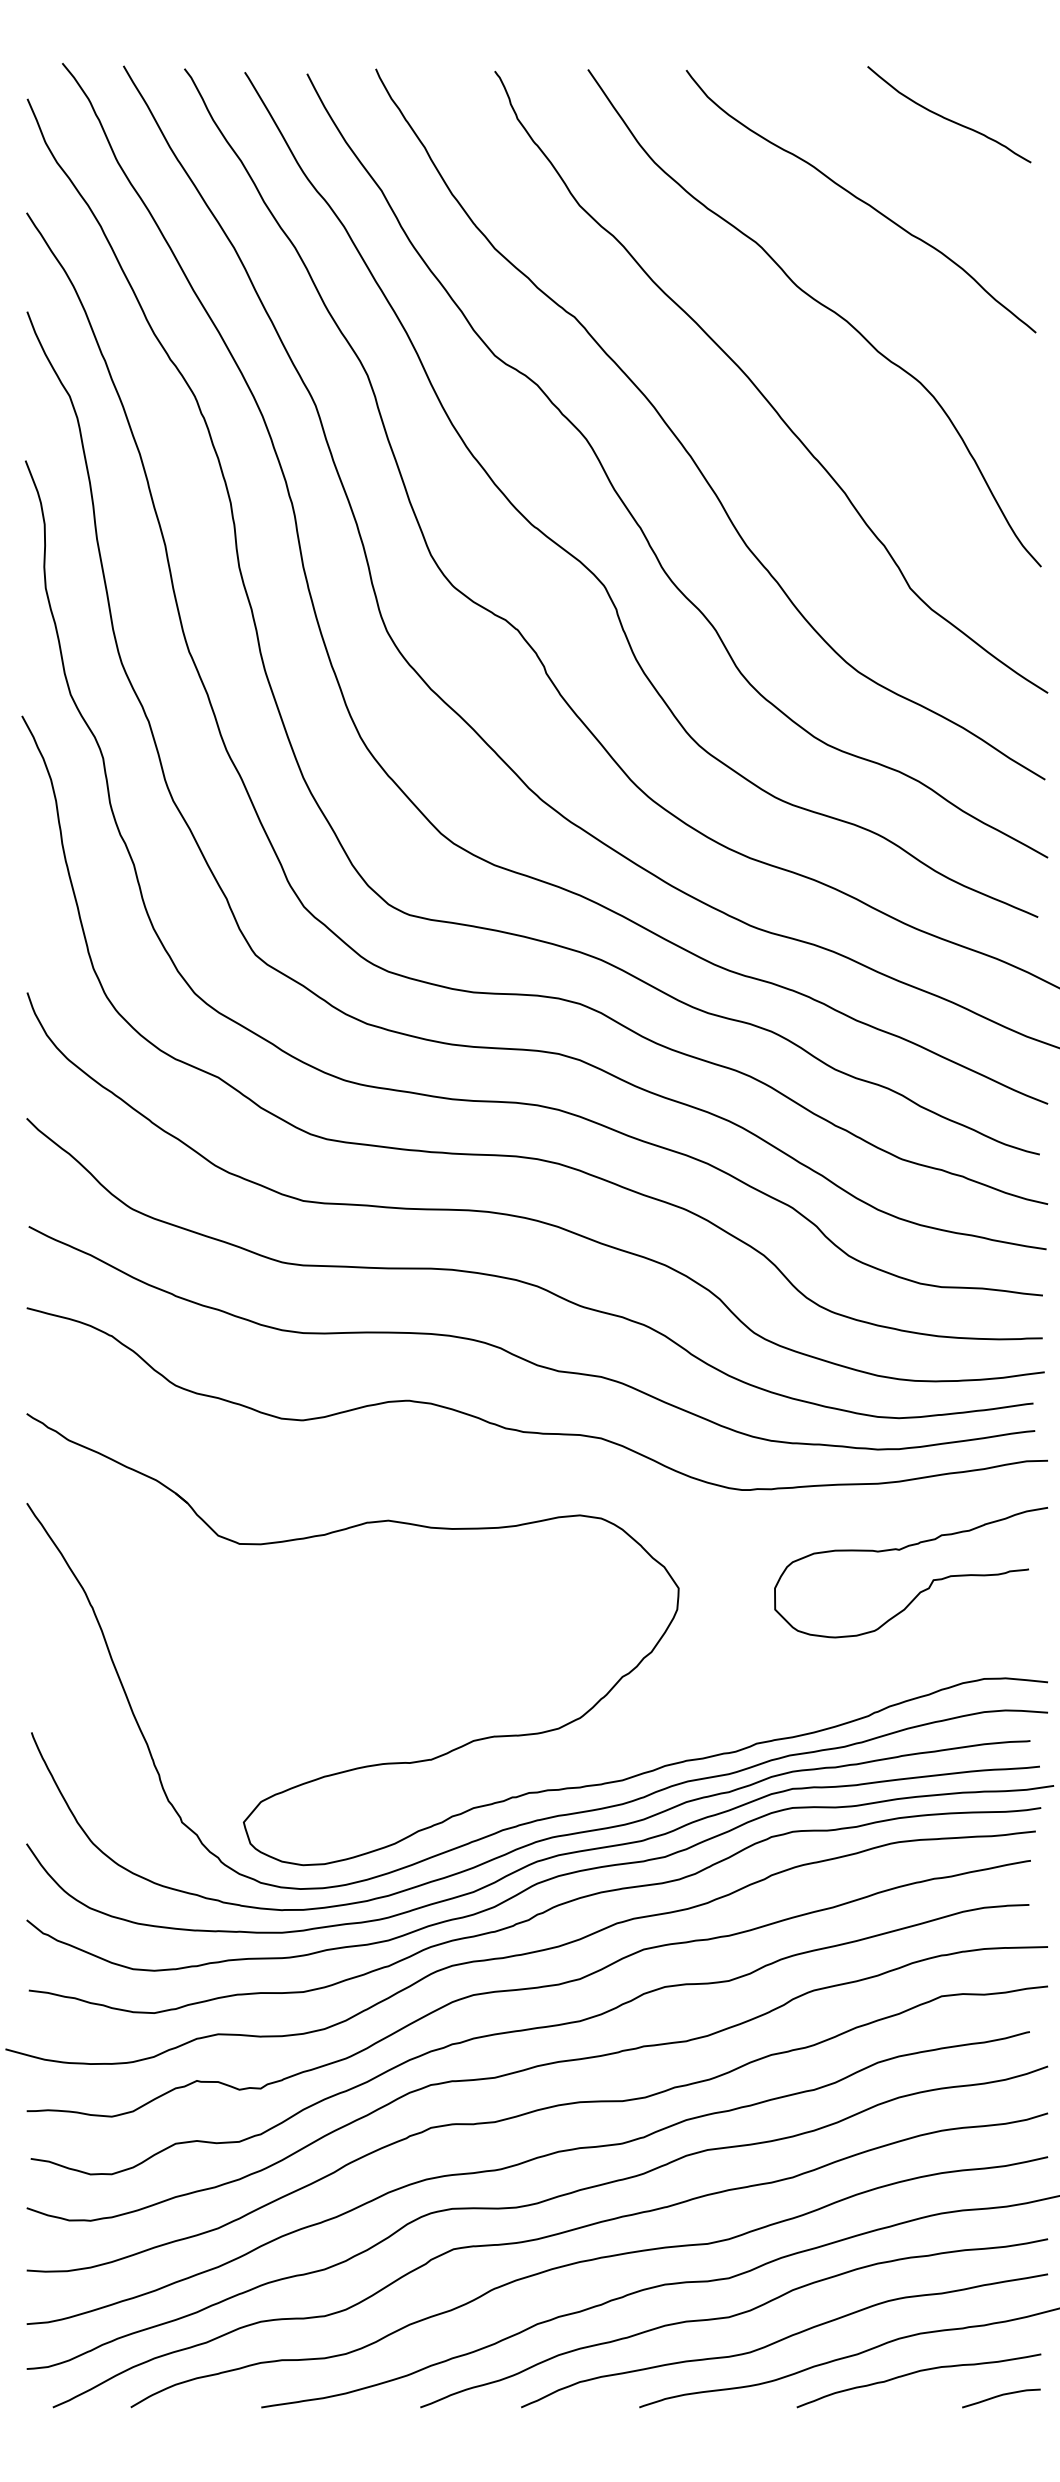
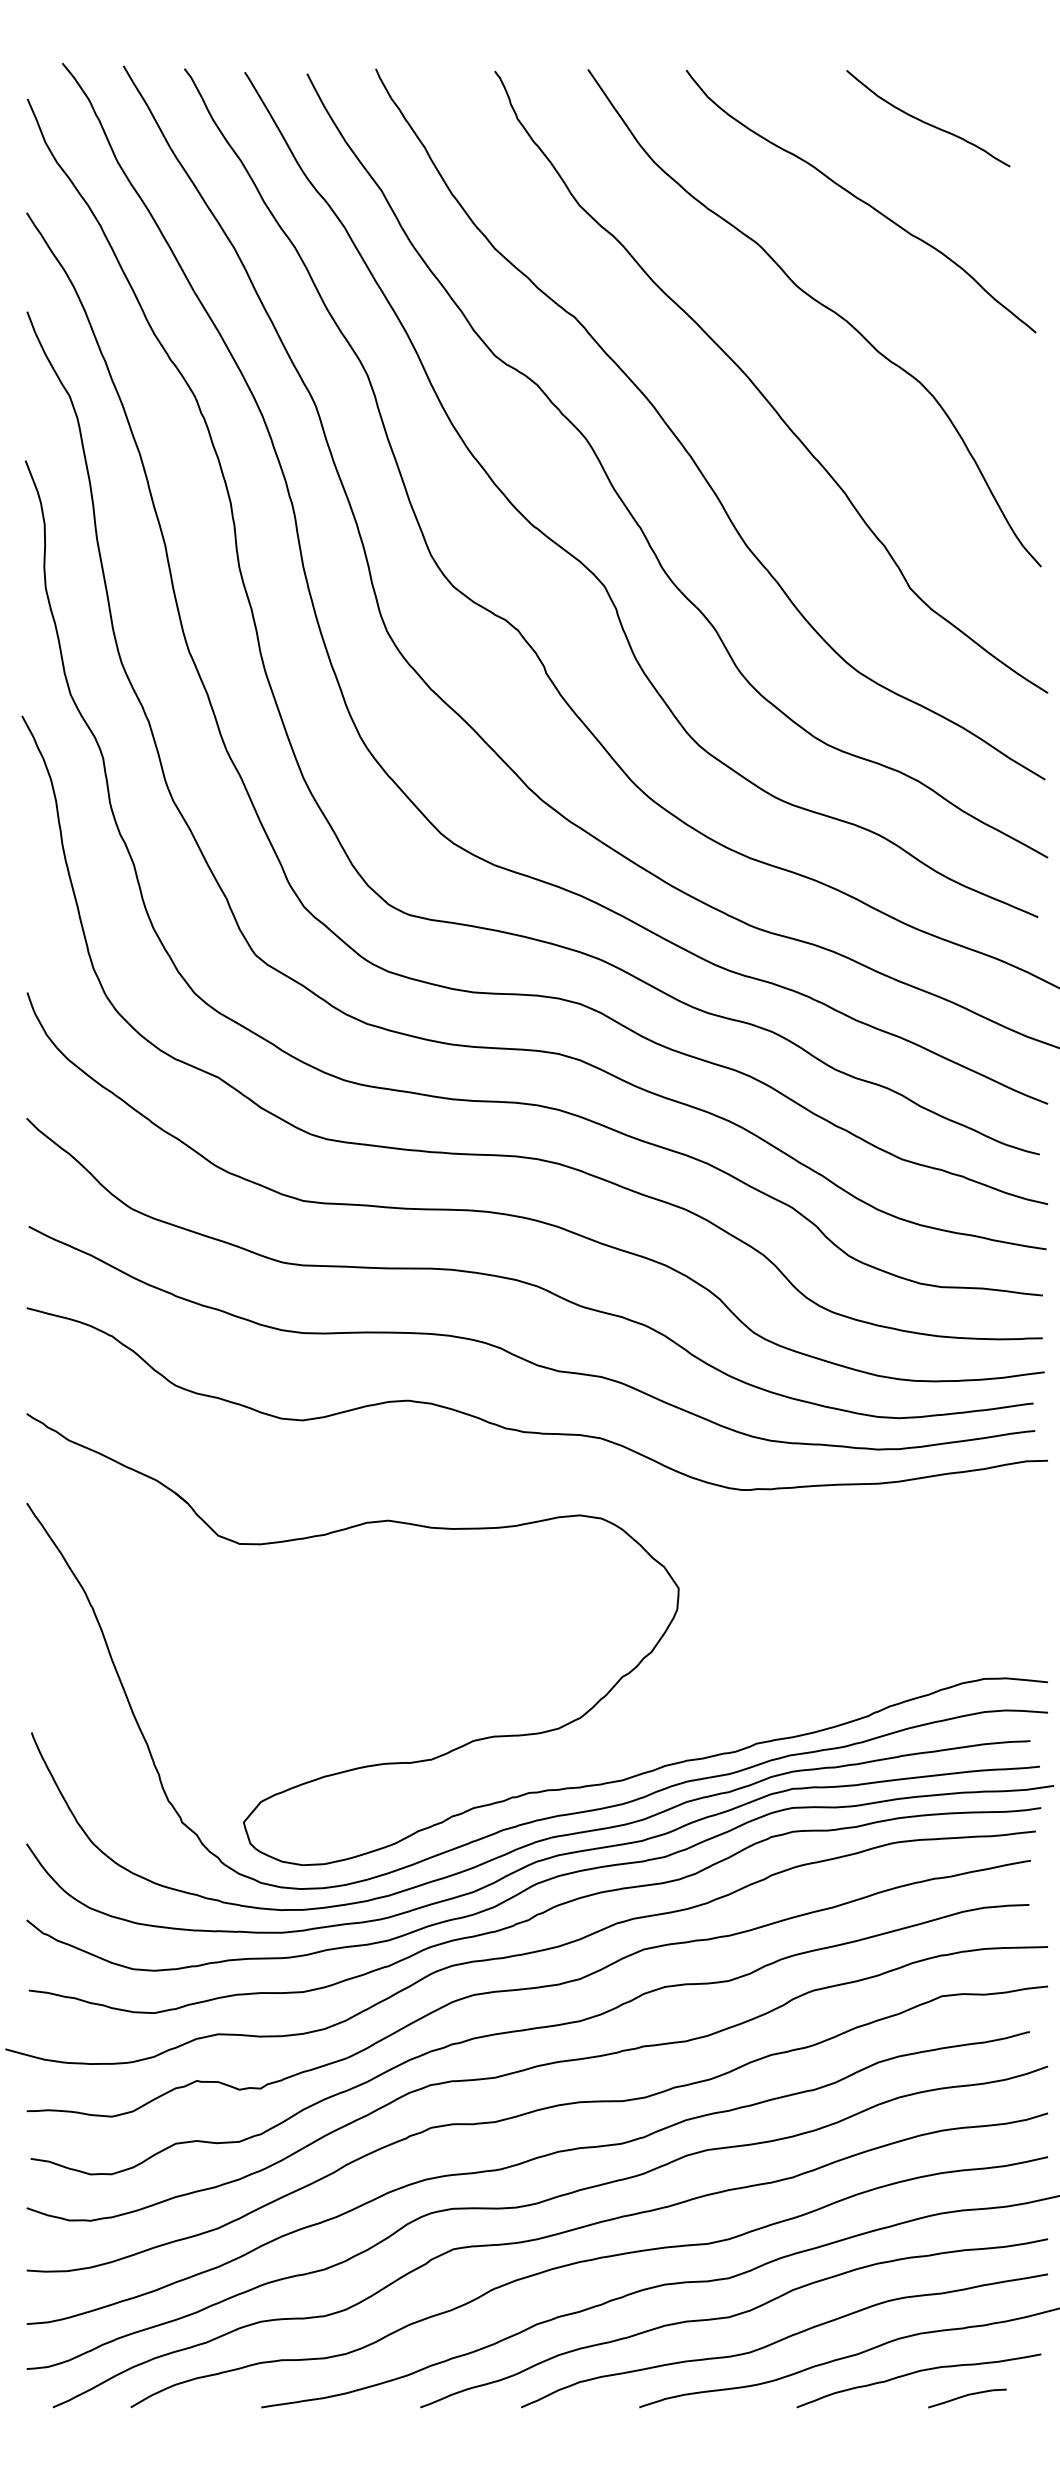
curve position: (948, 118) -> (927, 122) (927, 122)
curve: present -> none (921, 1590)
curve position: (1001, 2396) -> (967, 2396) (967, 2396)
